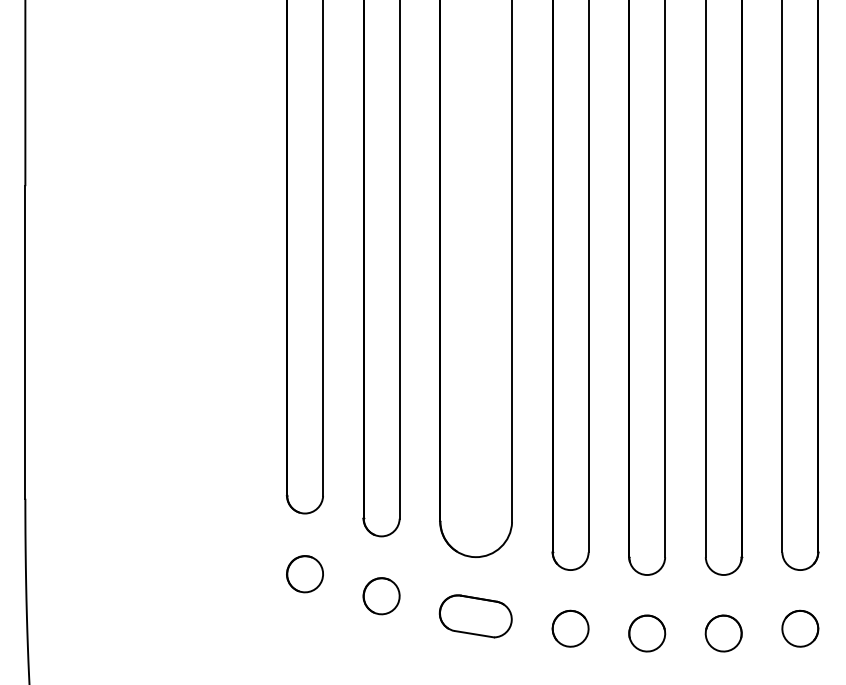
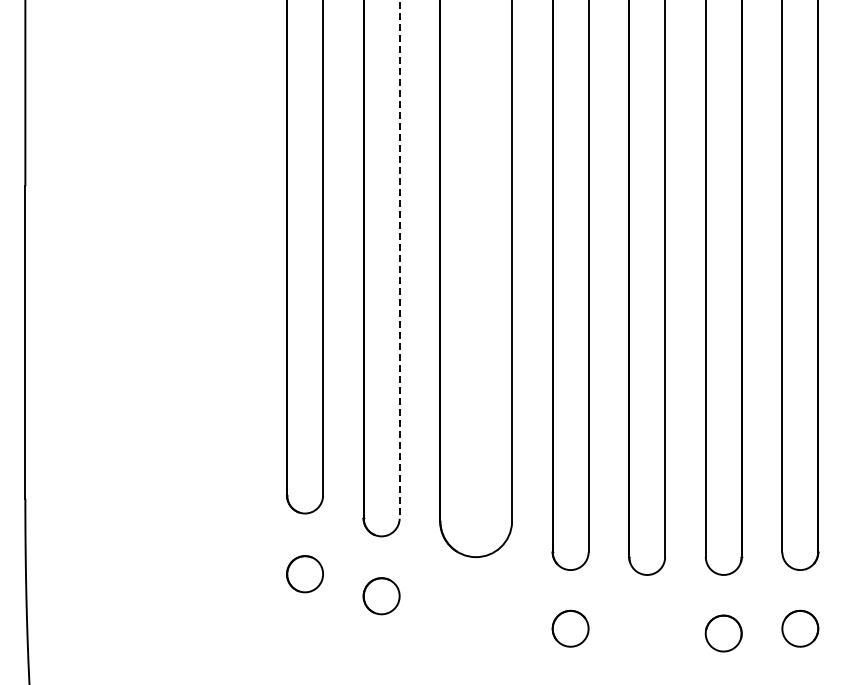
line: solid -> dashed (399, 259)
part: present -> none (475, 616)
part: present -> none (647, 633)
